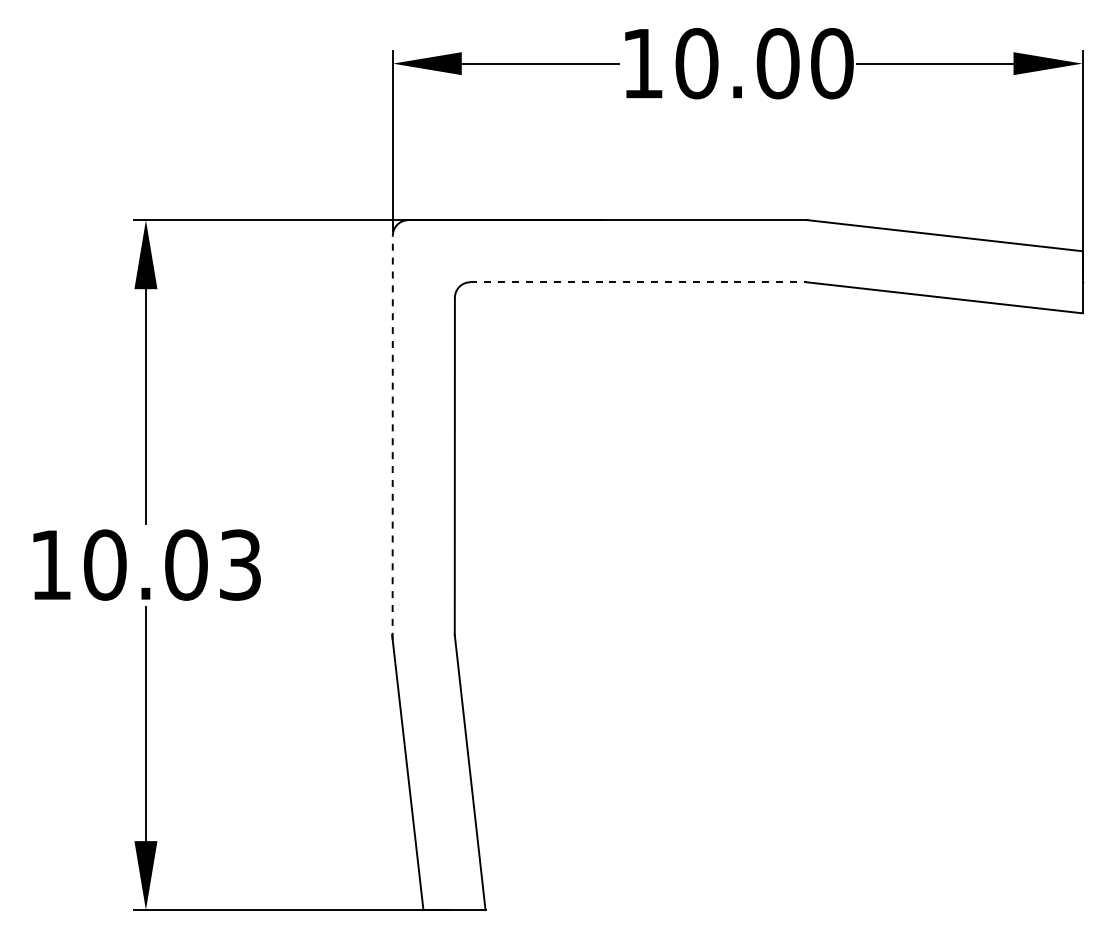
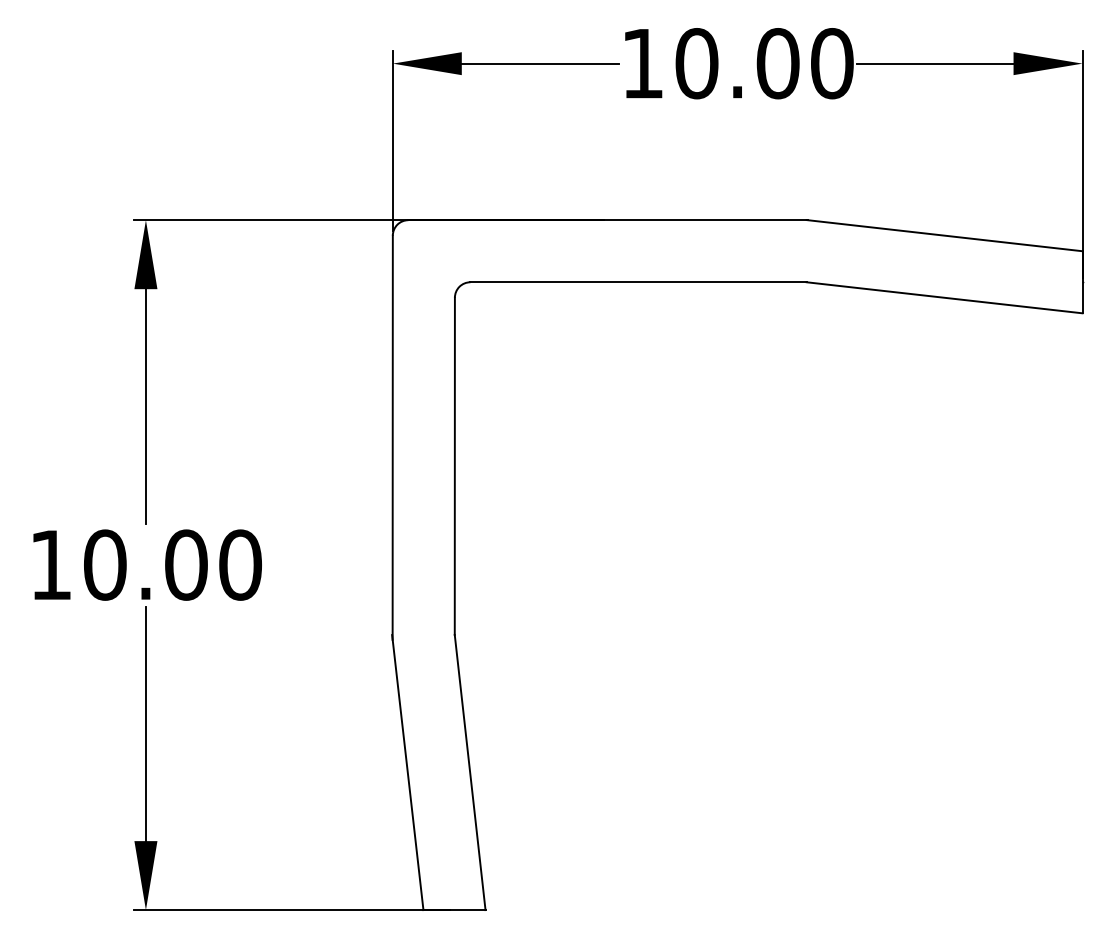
line: dashed -> solid (639, 282)
line: dashed -> solid (392, 437)
text: 10.03 -> 10.00 (240, 564)
